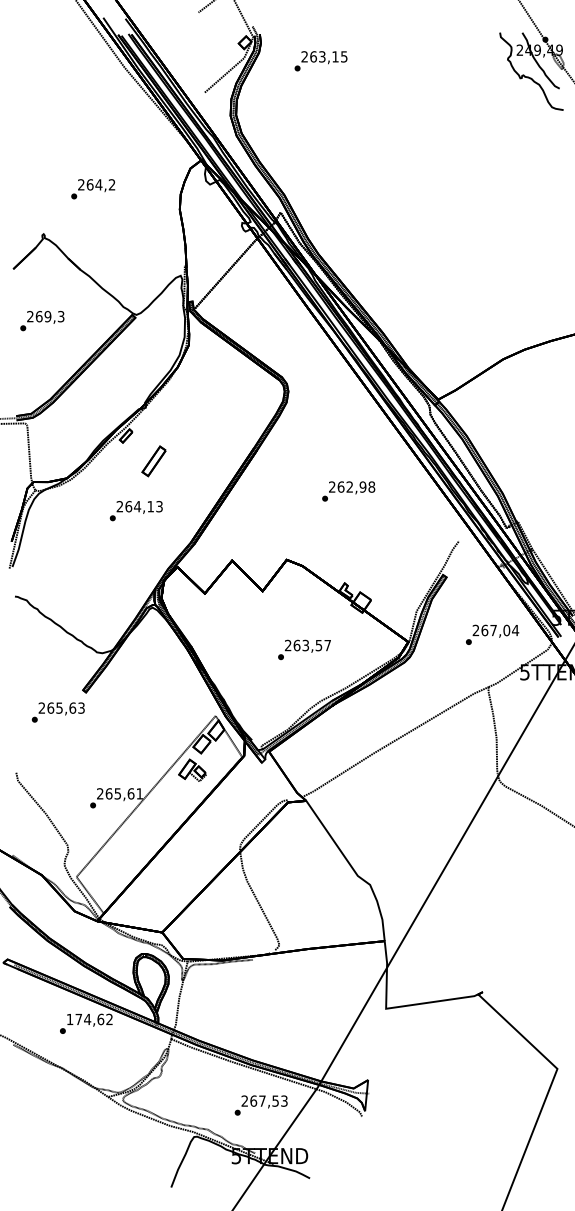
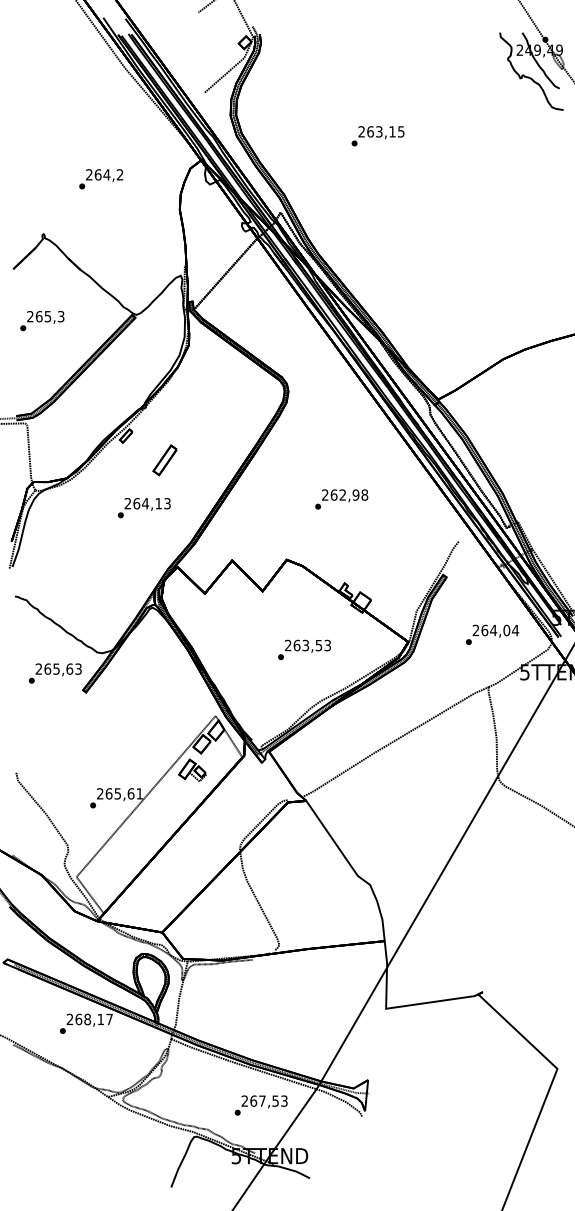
text position: (320, 61) -> (377, 136) (377, 136)
text position: (93, 189) -> (101, 179) (101, 179)
text: 269,3 -> 265,3 (47, 316)
part position: (153, 461) -> (164, 460) (164, 460)
text position: (348, 491) -> (341, 499) (341, 499)
text position: (135, 511) -> (143, 508) (143, 508)
text: 267,04 -> 264,04 (493, 630)
text: 263,57 -> 263,53 (327, 645)
text position: (57, 712) -> (54, 673) (54, 673)
text: 174,62 -> 268,17 (89, 1019)
